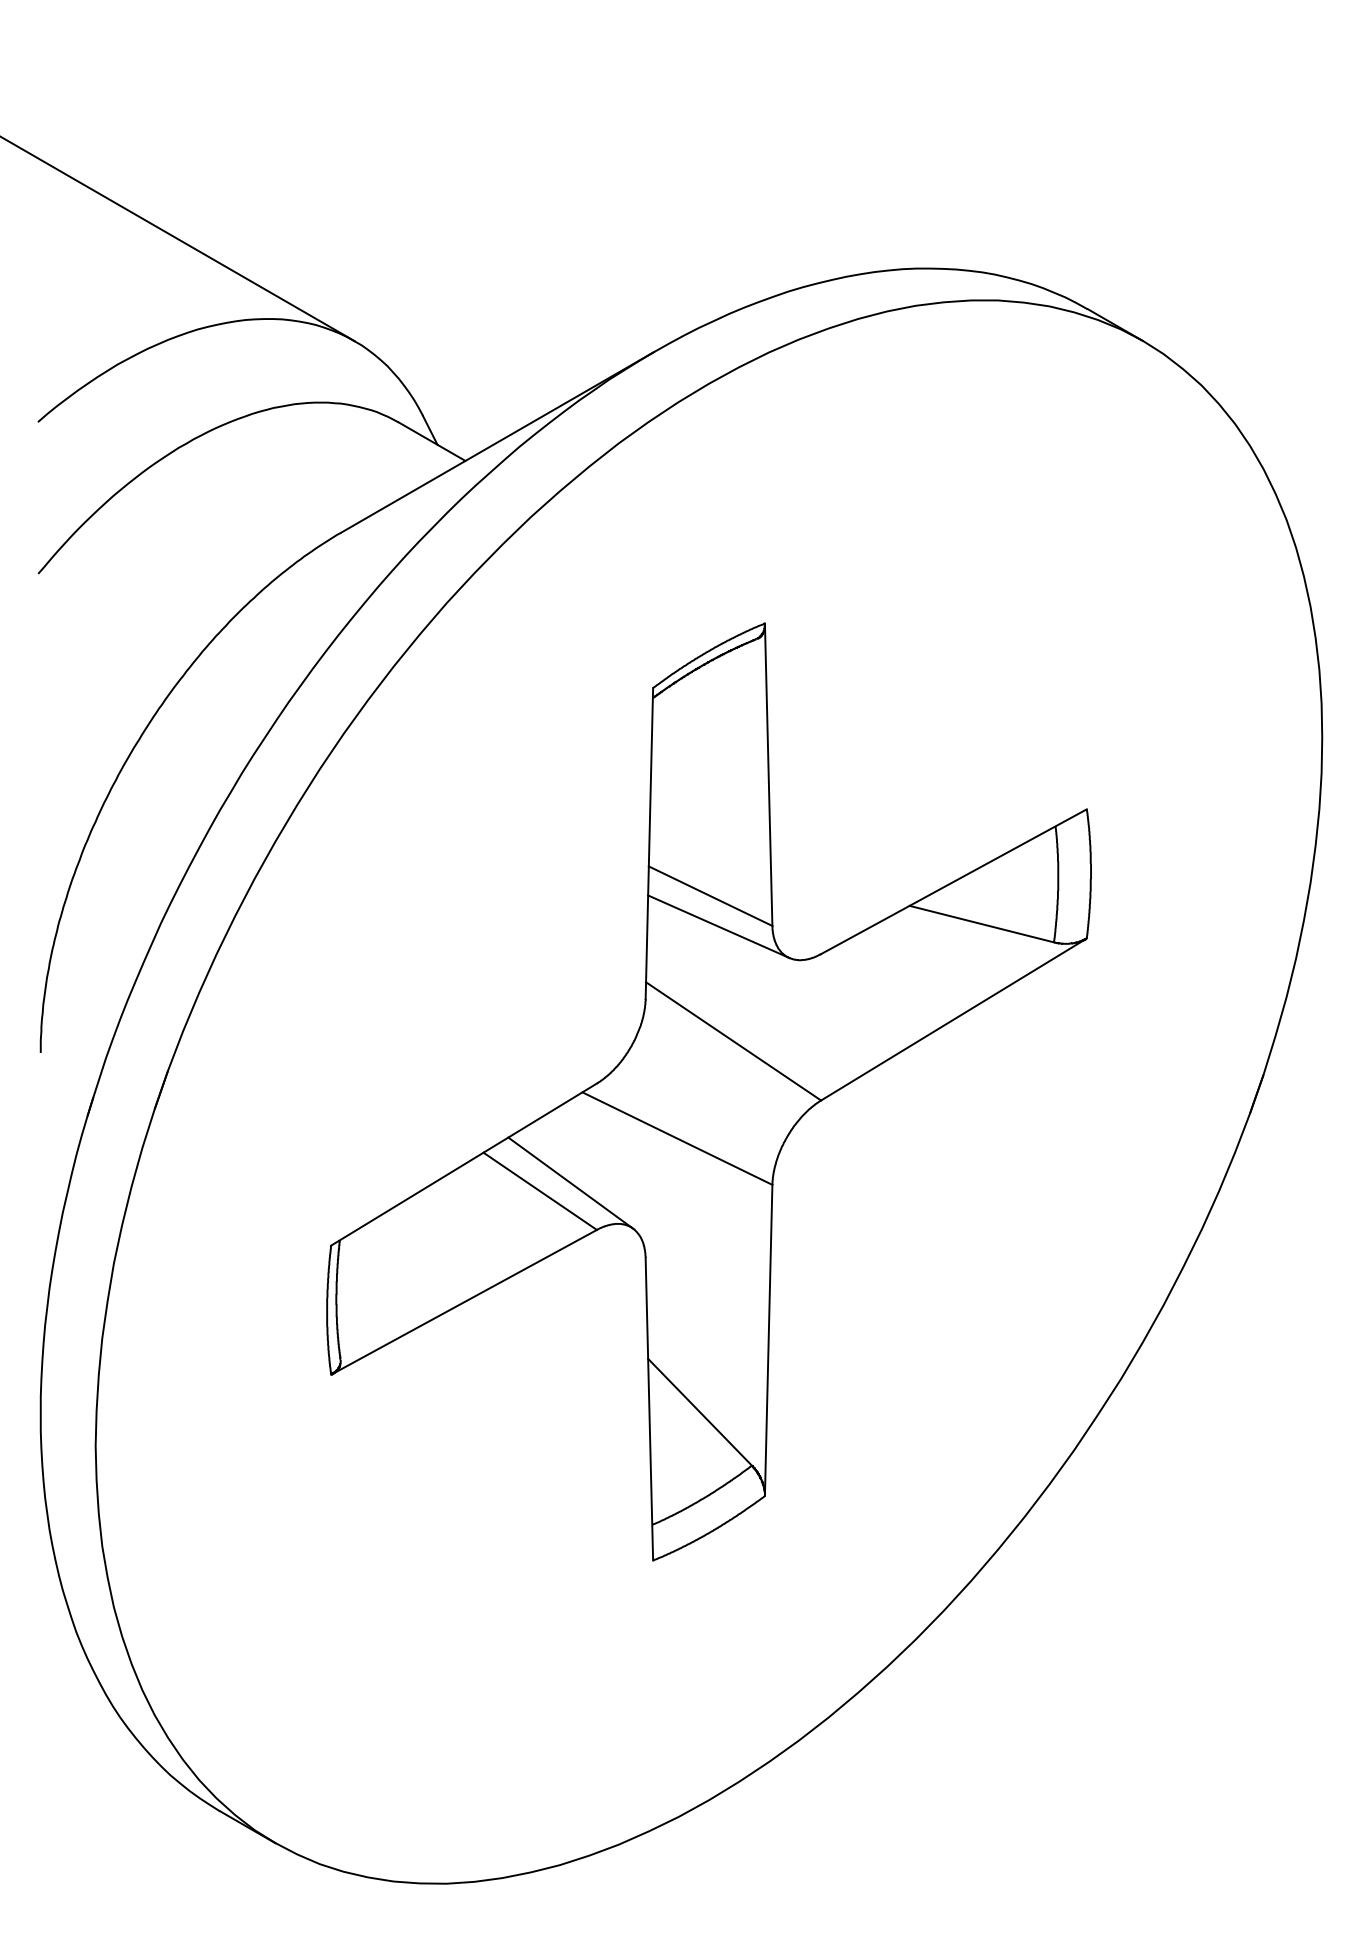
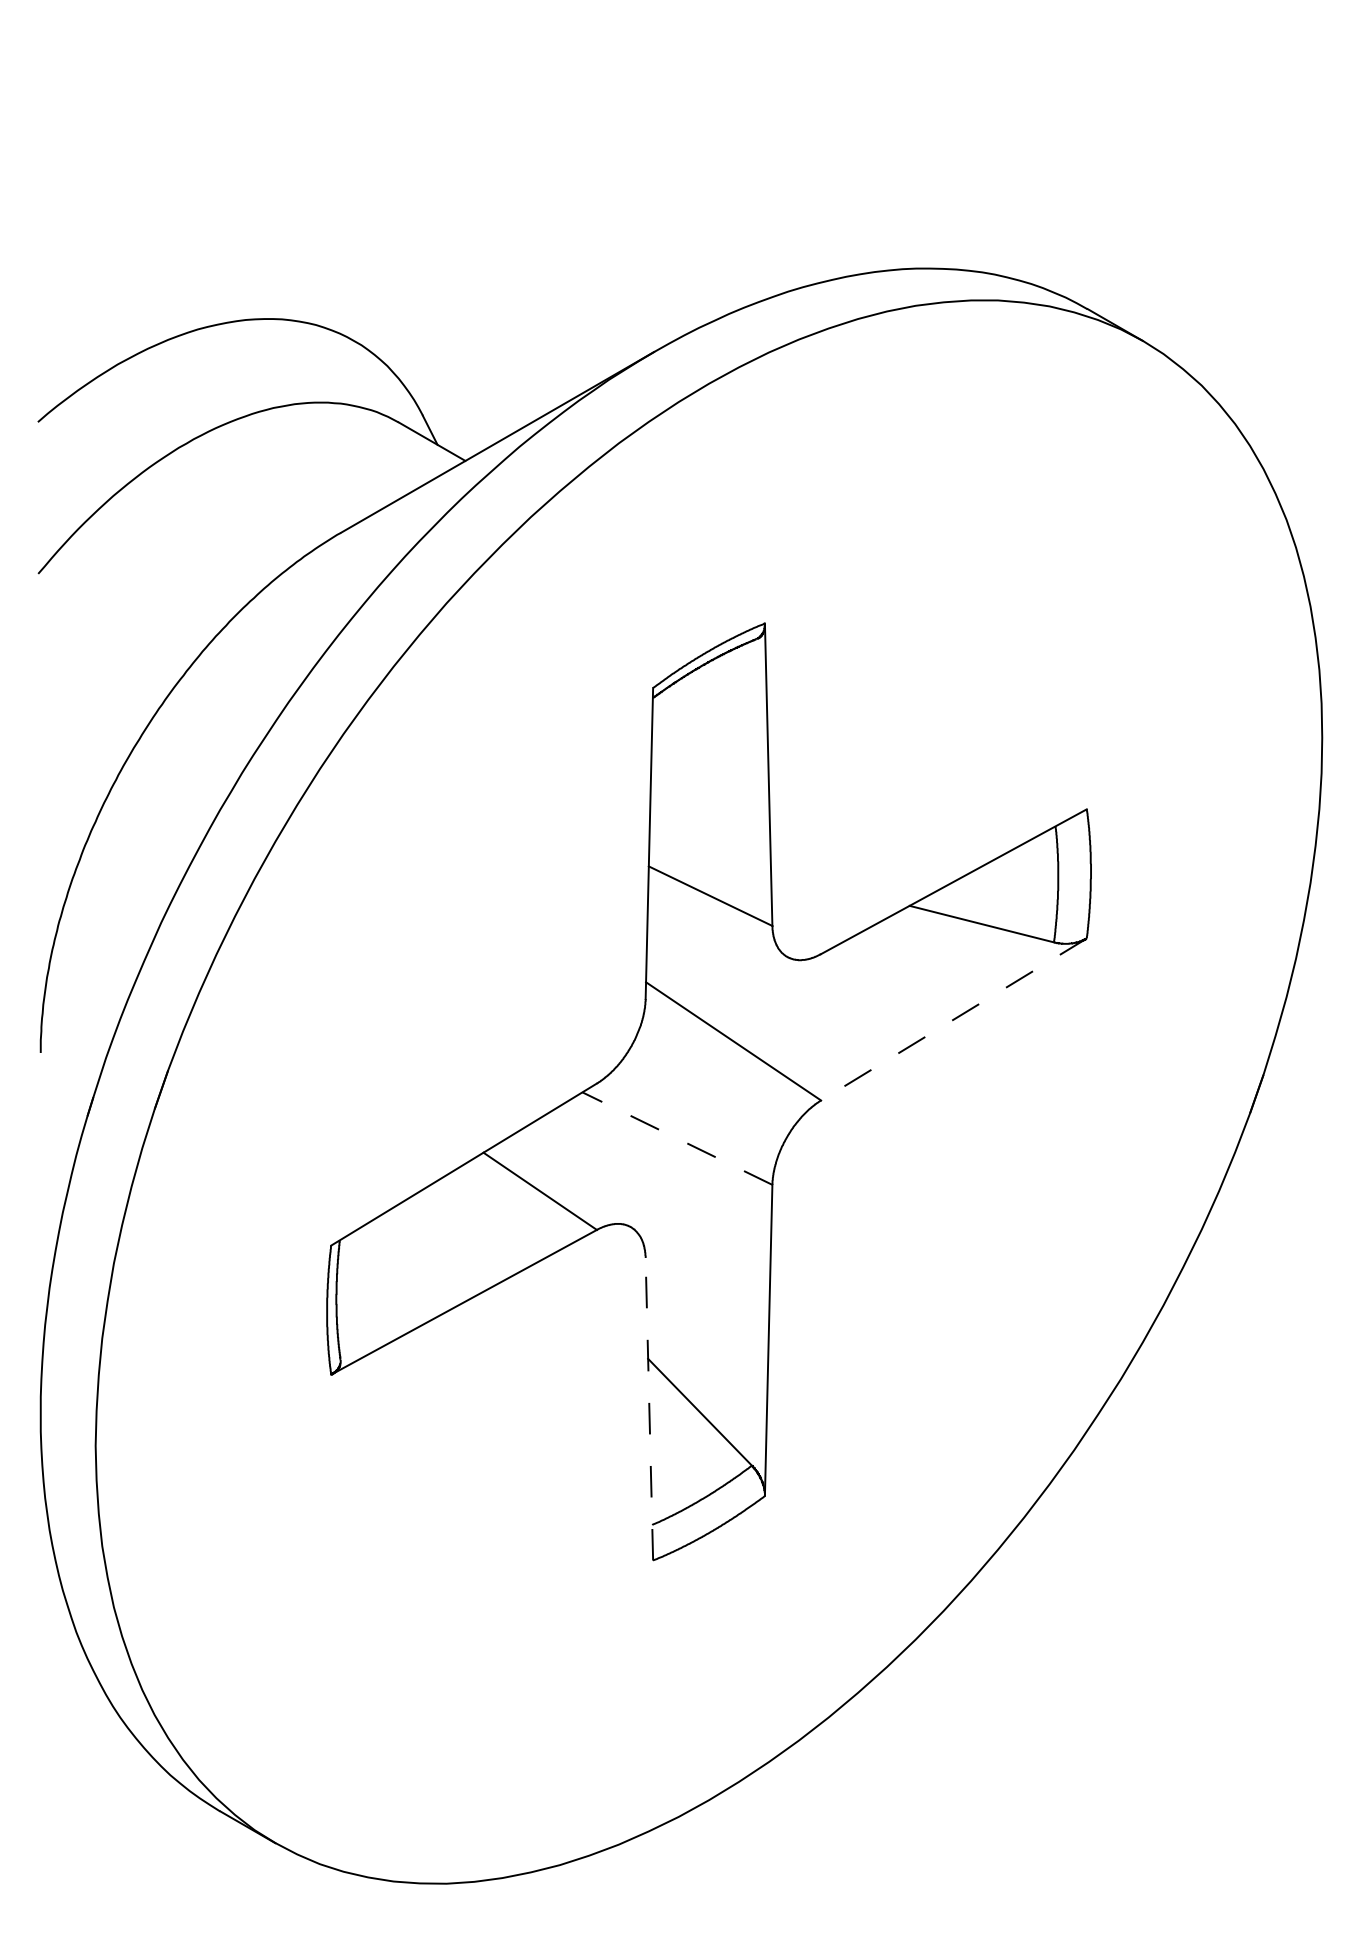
line: present -> none (178, 239)
line: present -> none (718, 926)
line: solid -> dashed (953, 1019)
line: solid -> dashed (677, 1138)
line: present -> none (570, 1182)
line: solid -> dashed (649, 1408)
